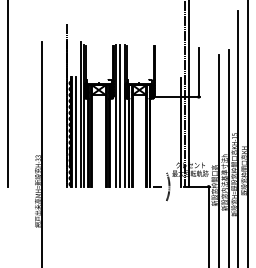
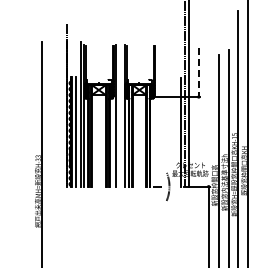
line: solid -> dashed (198, 72)
line: present -> none (7, 94)
line: present -> none (120, 115)
